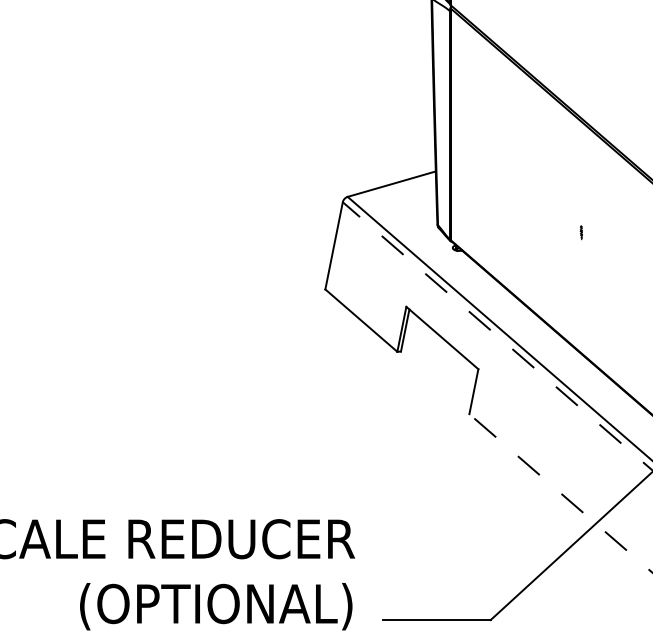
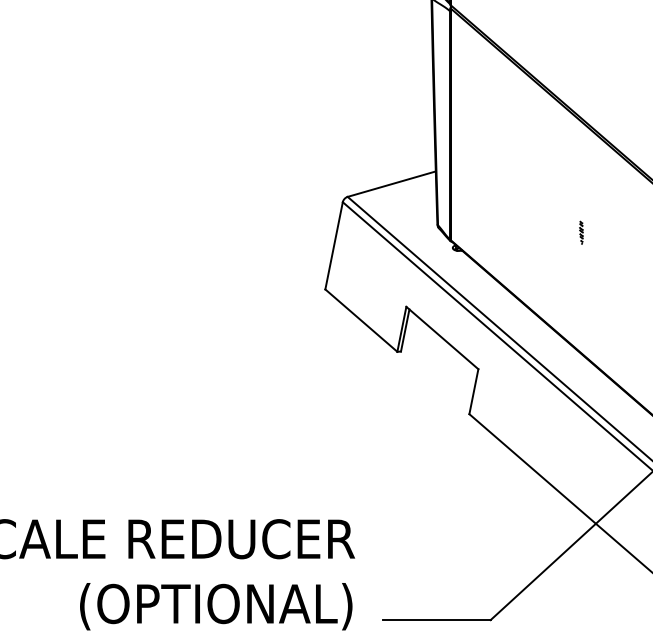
part size: 4x16 px -> 5x25 px (581, 232)
line: dashed -> solid (497, 336)
line: dashed -> solid (560, 493)
